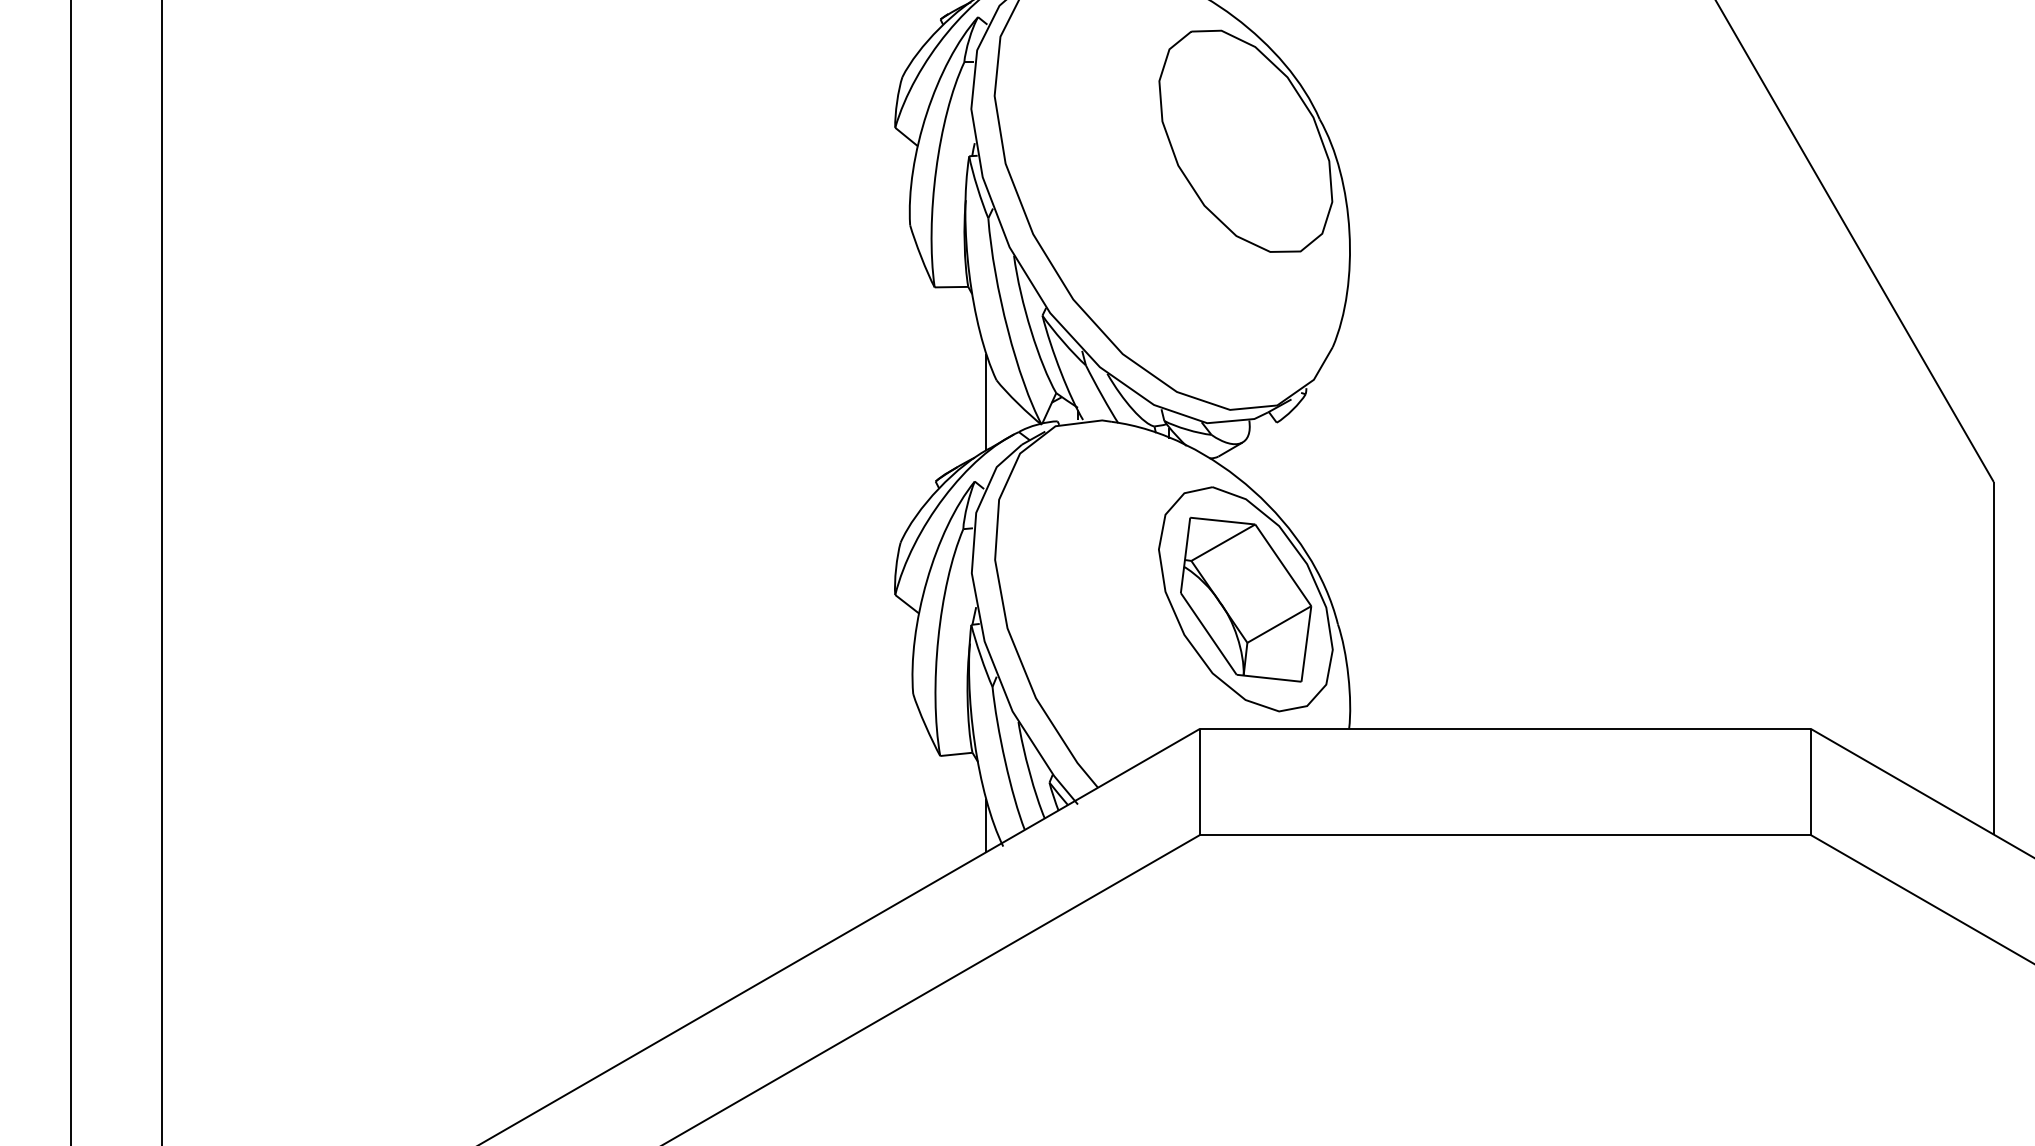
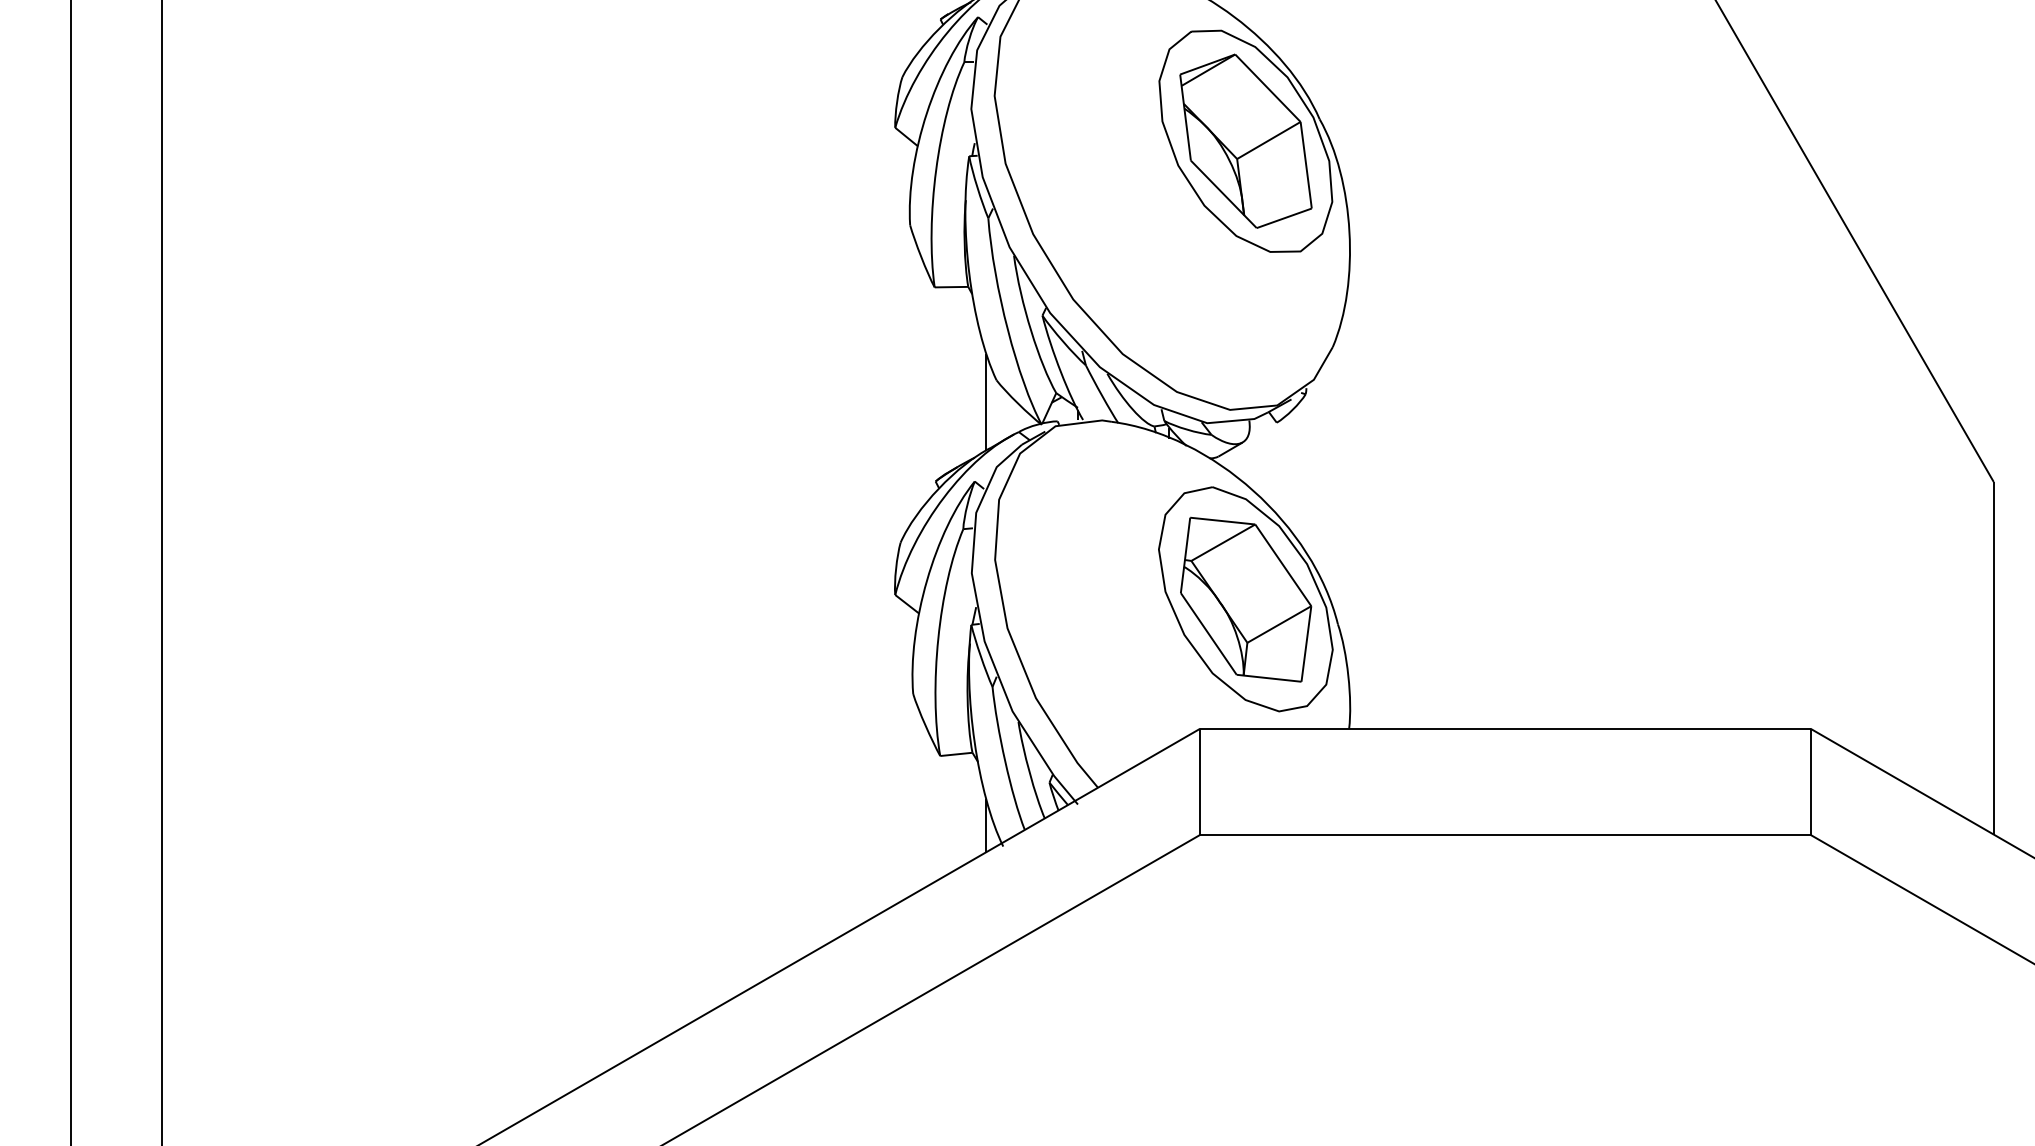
part: none -> present (1245, 140)
